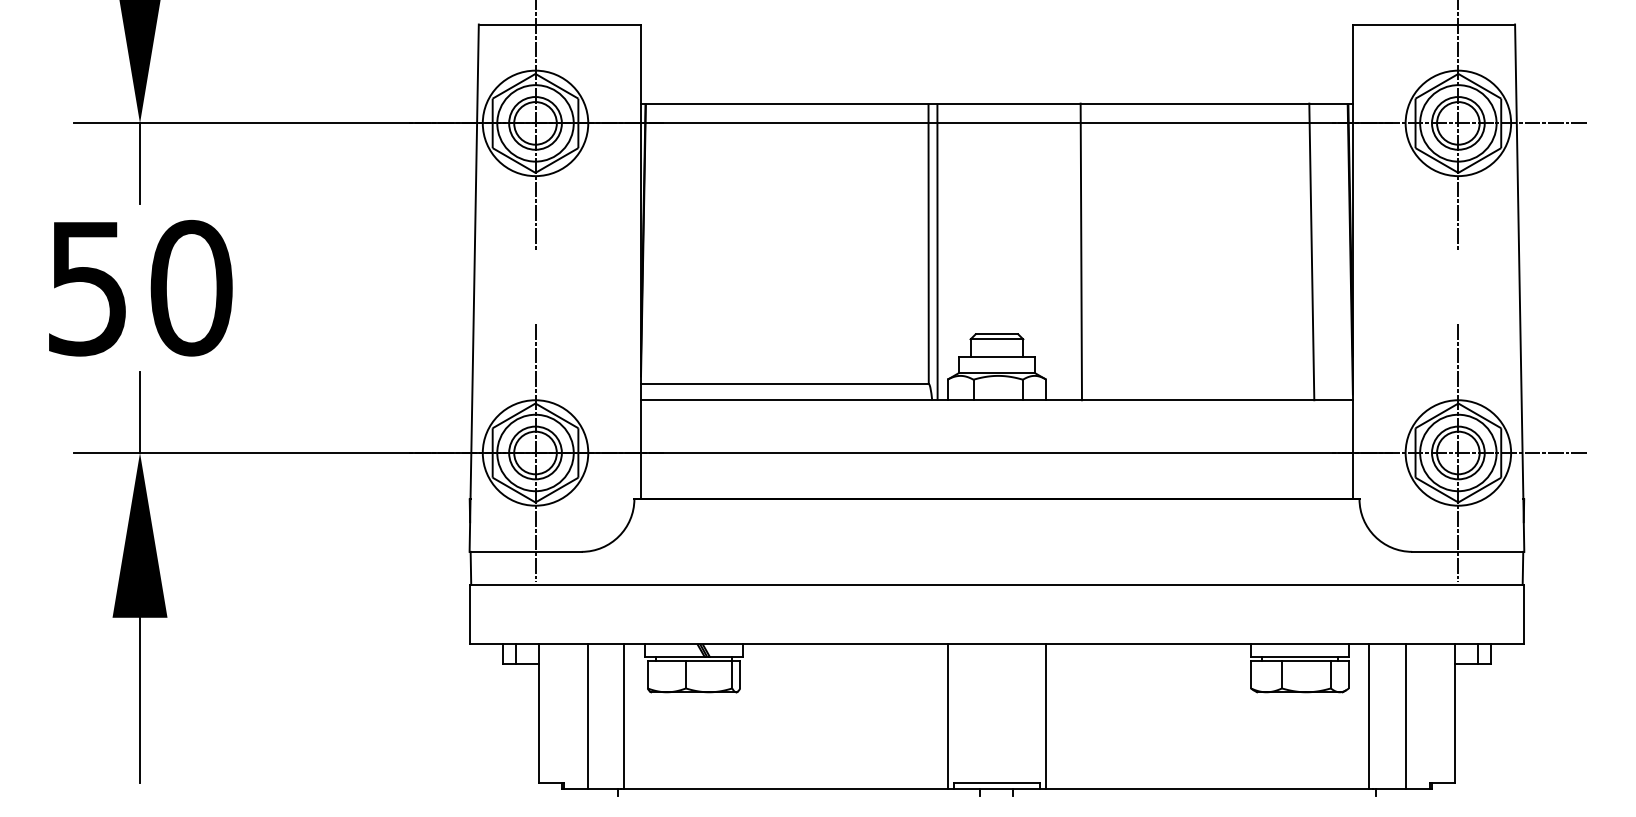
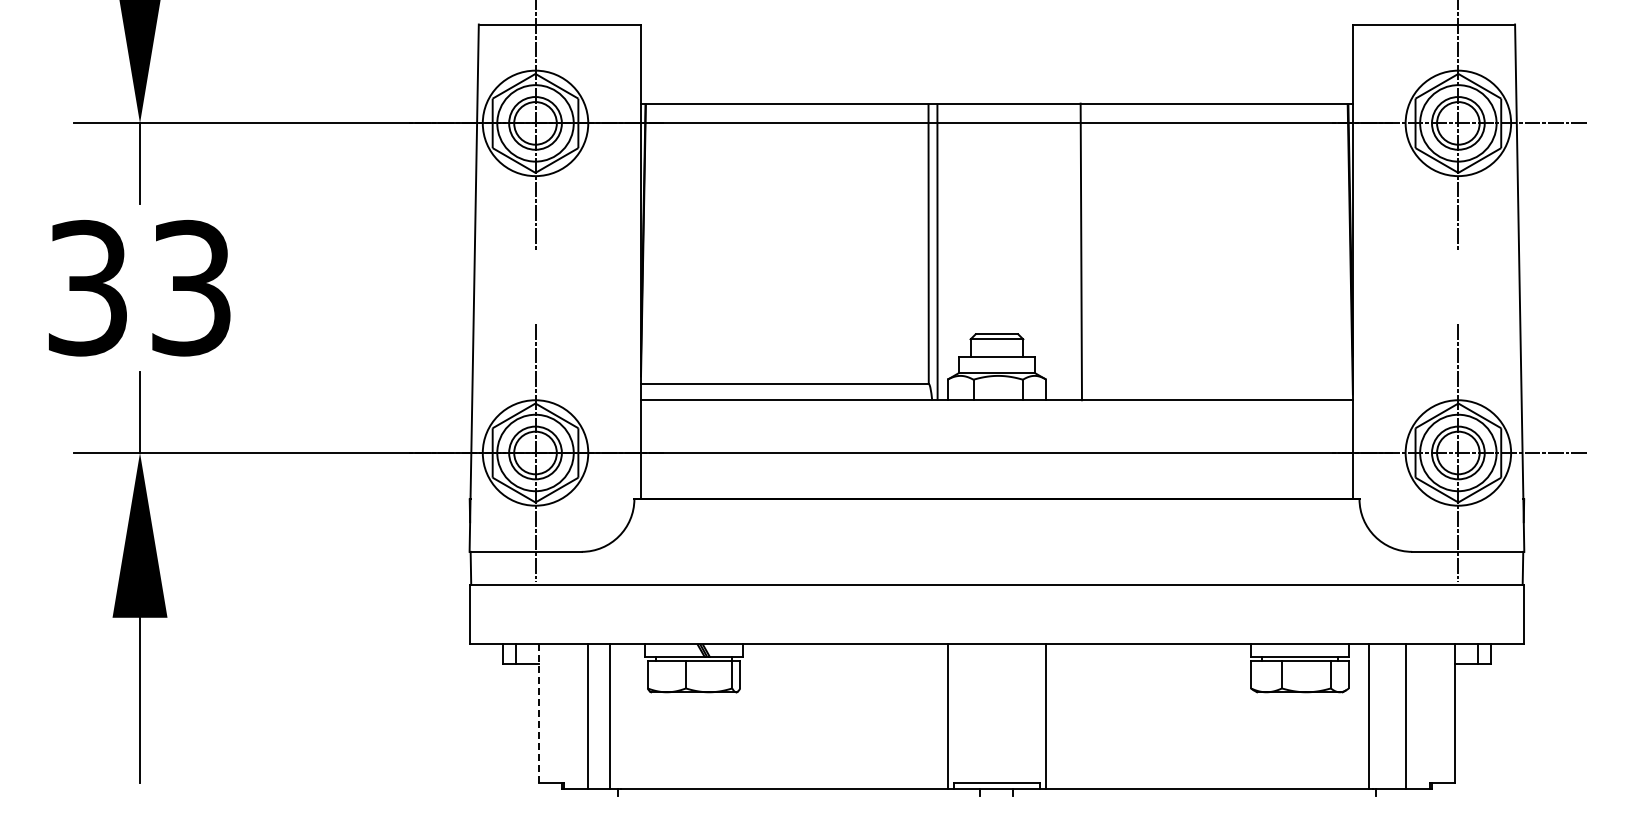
line: present -> none (1311, 251)
text: 50 -> 33 (140, 287)
line: solid -> dashed (538, 713)
line position: (624, 716) -> (610, 716) (610, 716)
